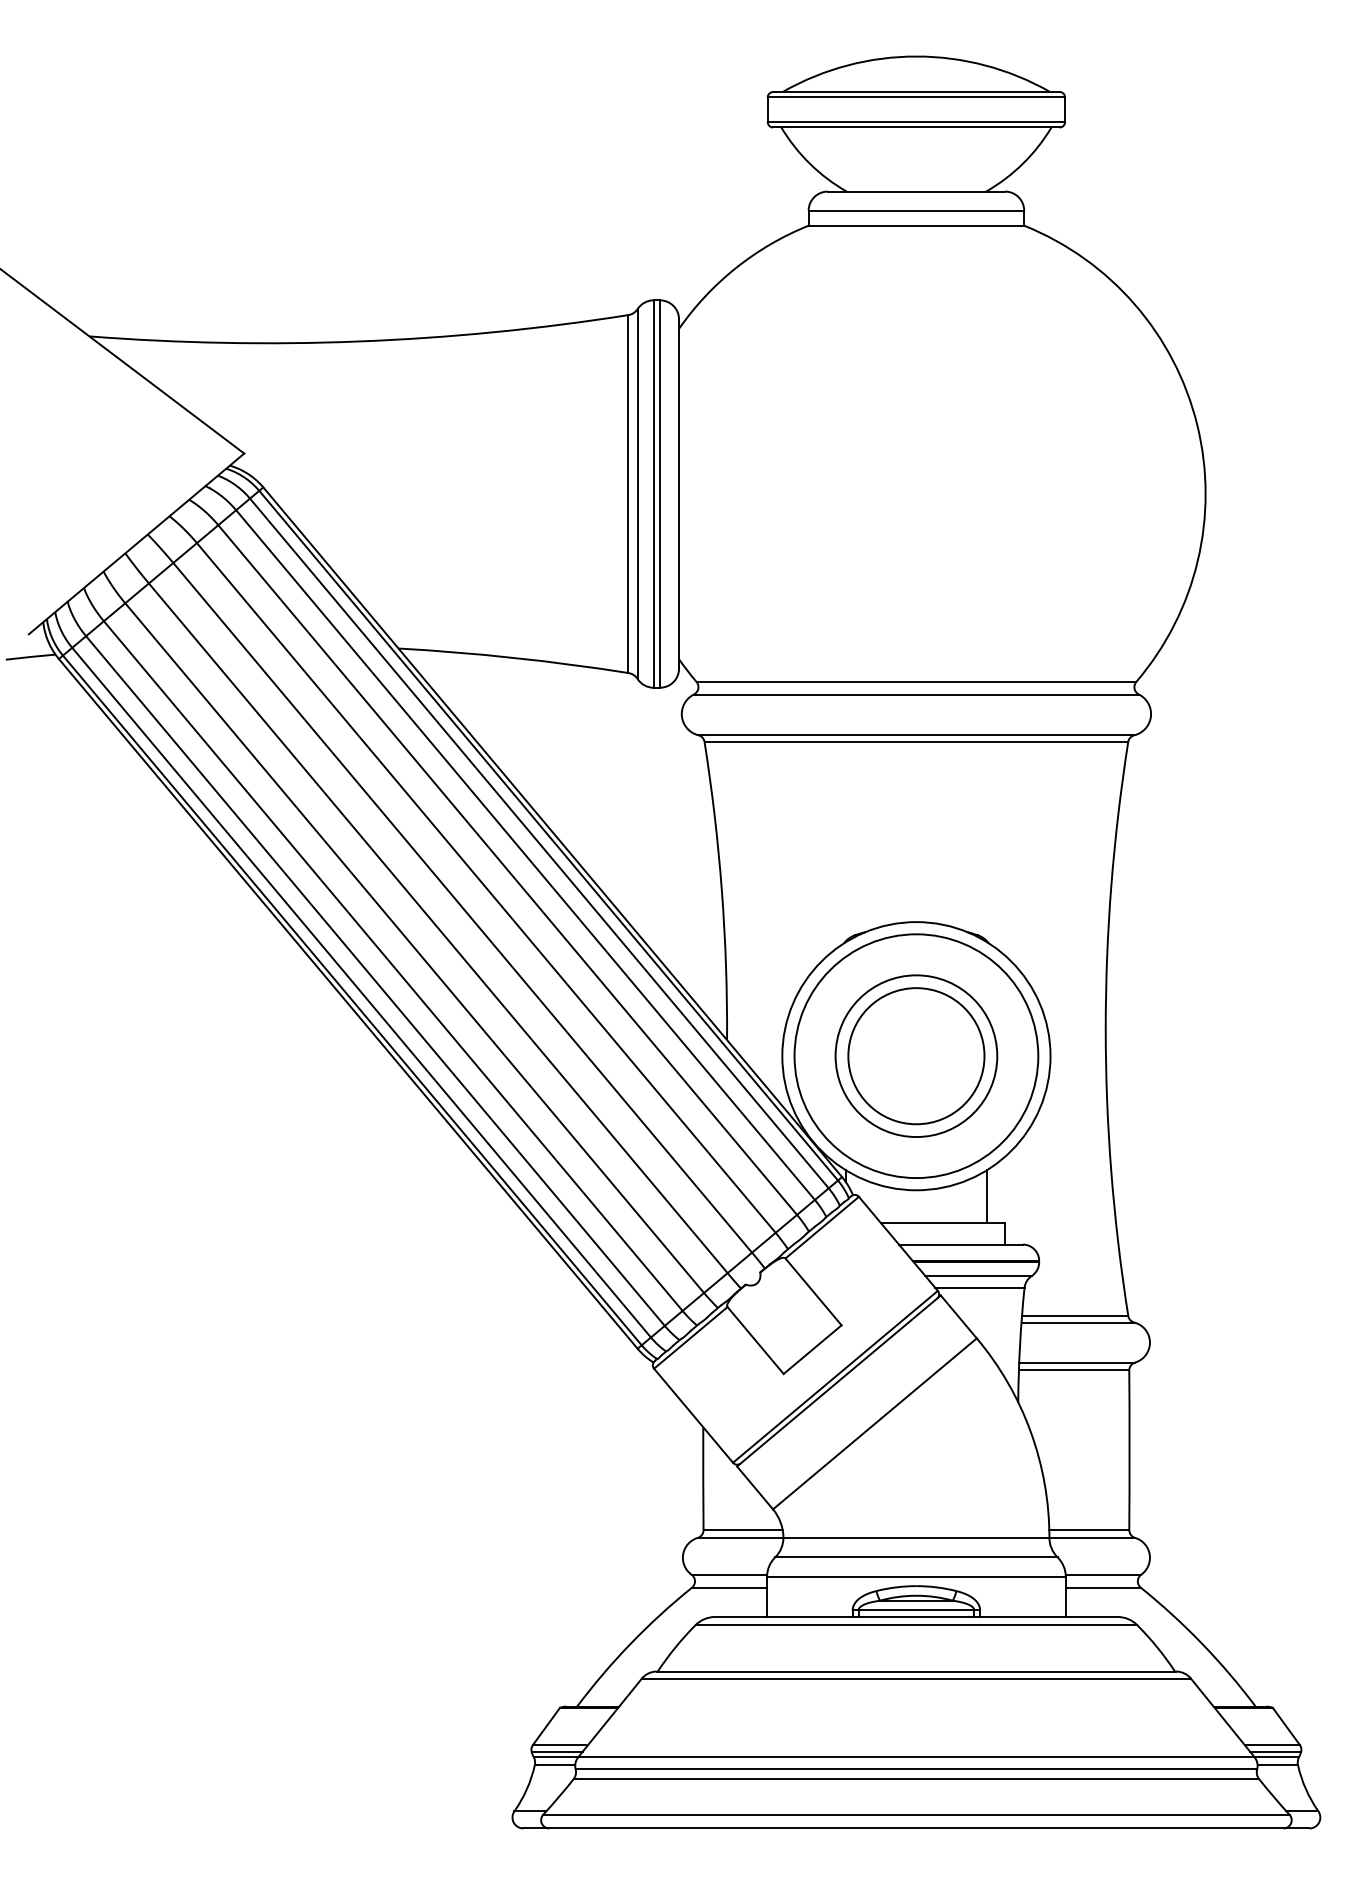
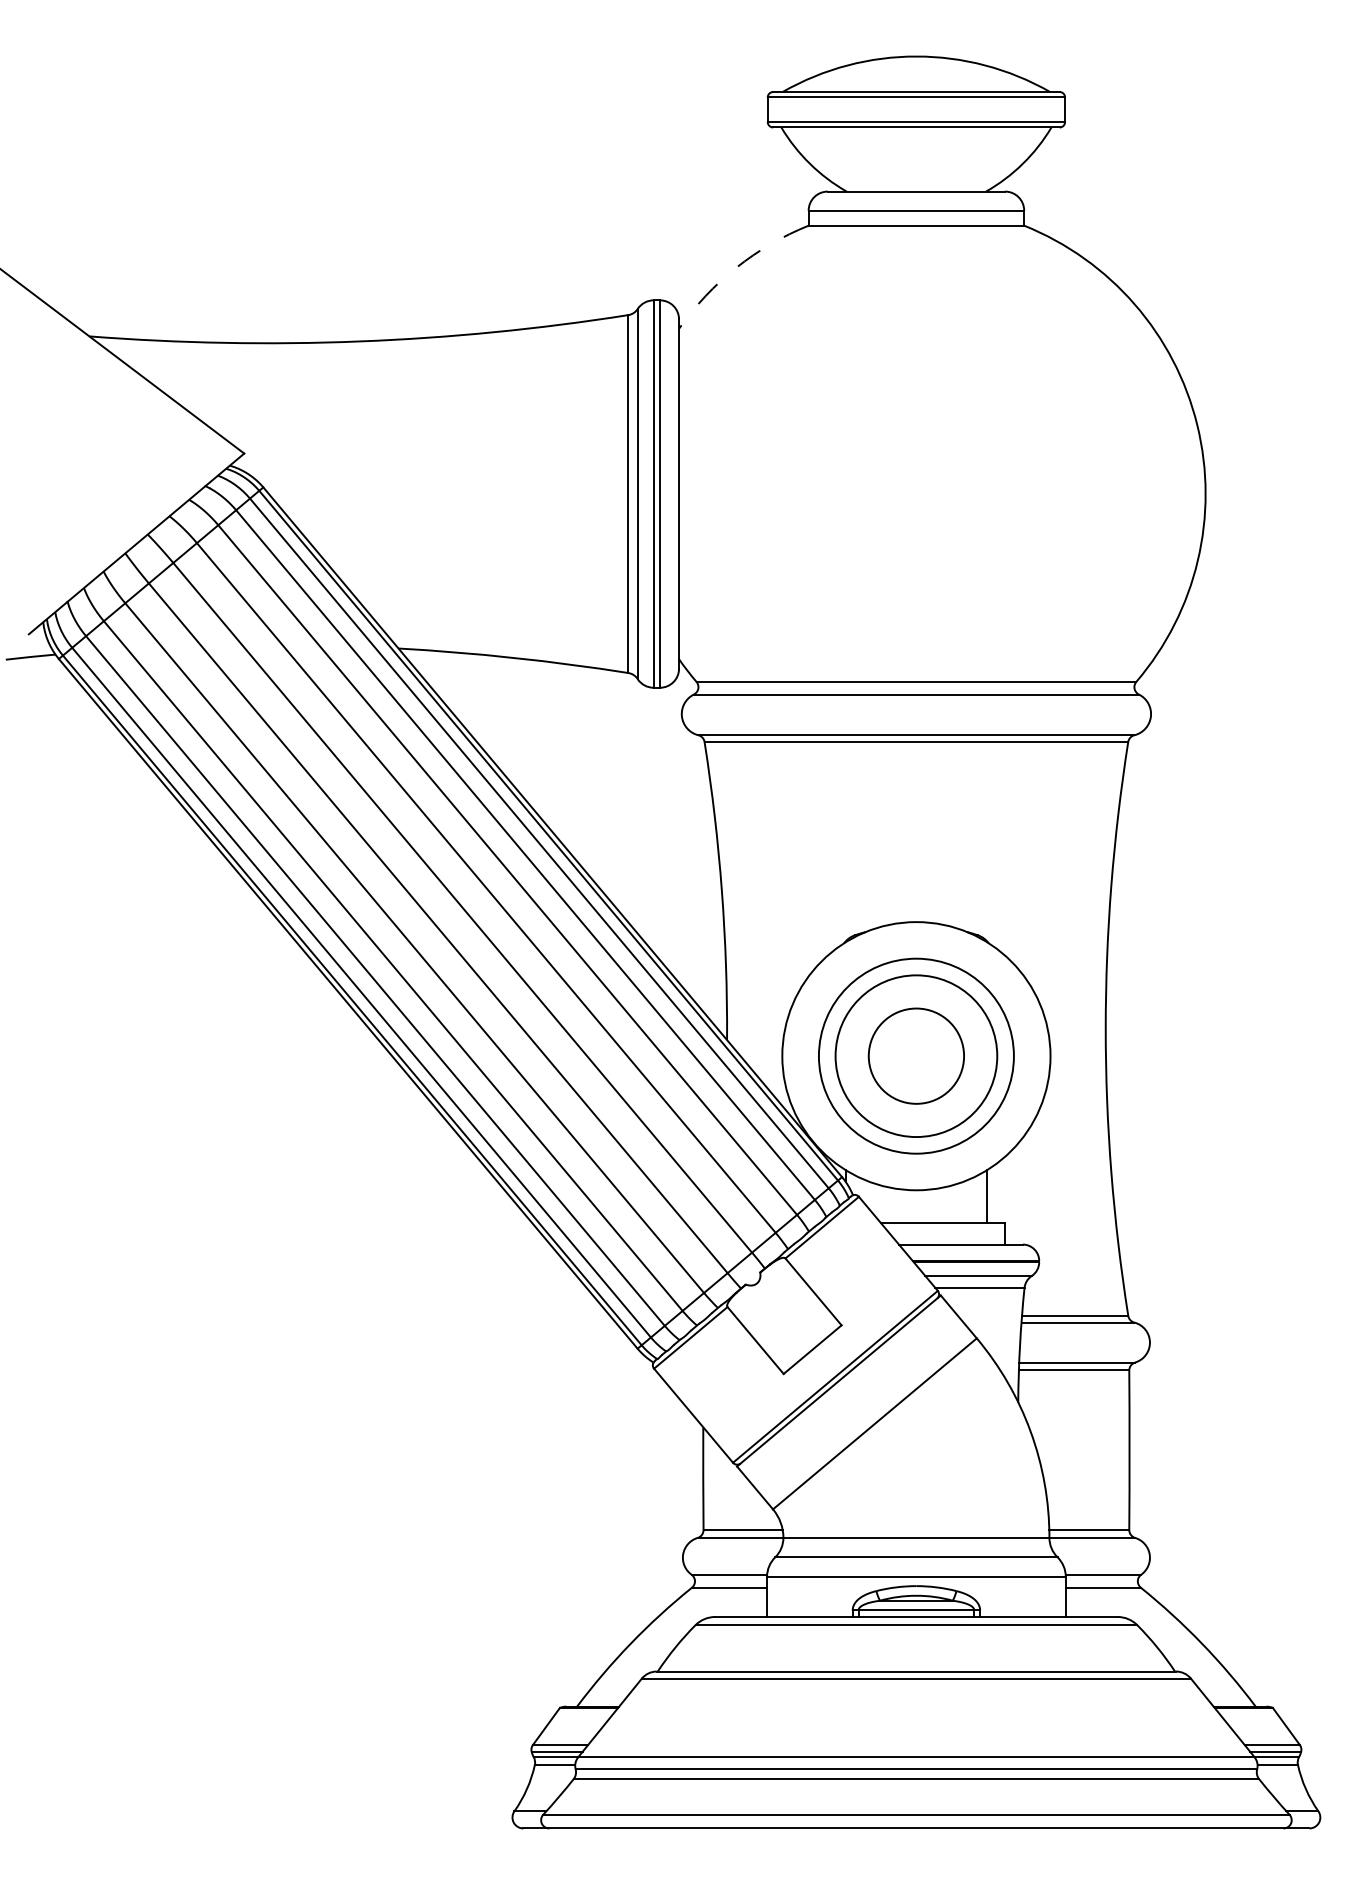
arc: solid -> dashed (736, 267)
circle diameter: 136 px -> 95 px (916, 1055)
circle diameter: 244 px -> 195 px (915, 1055)
